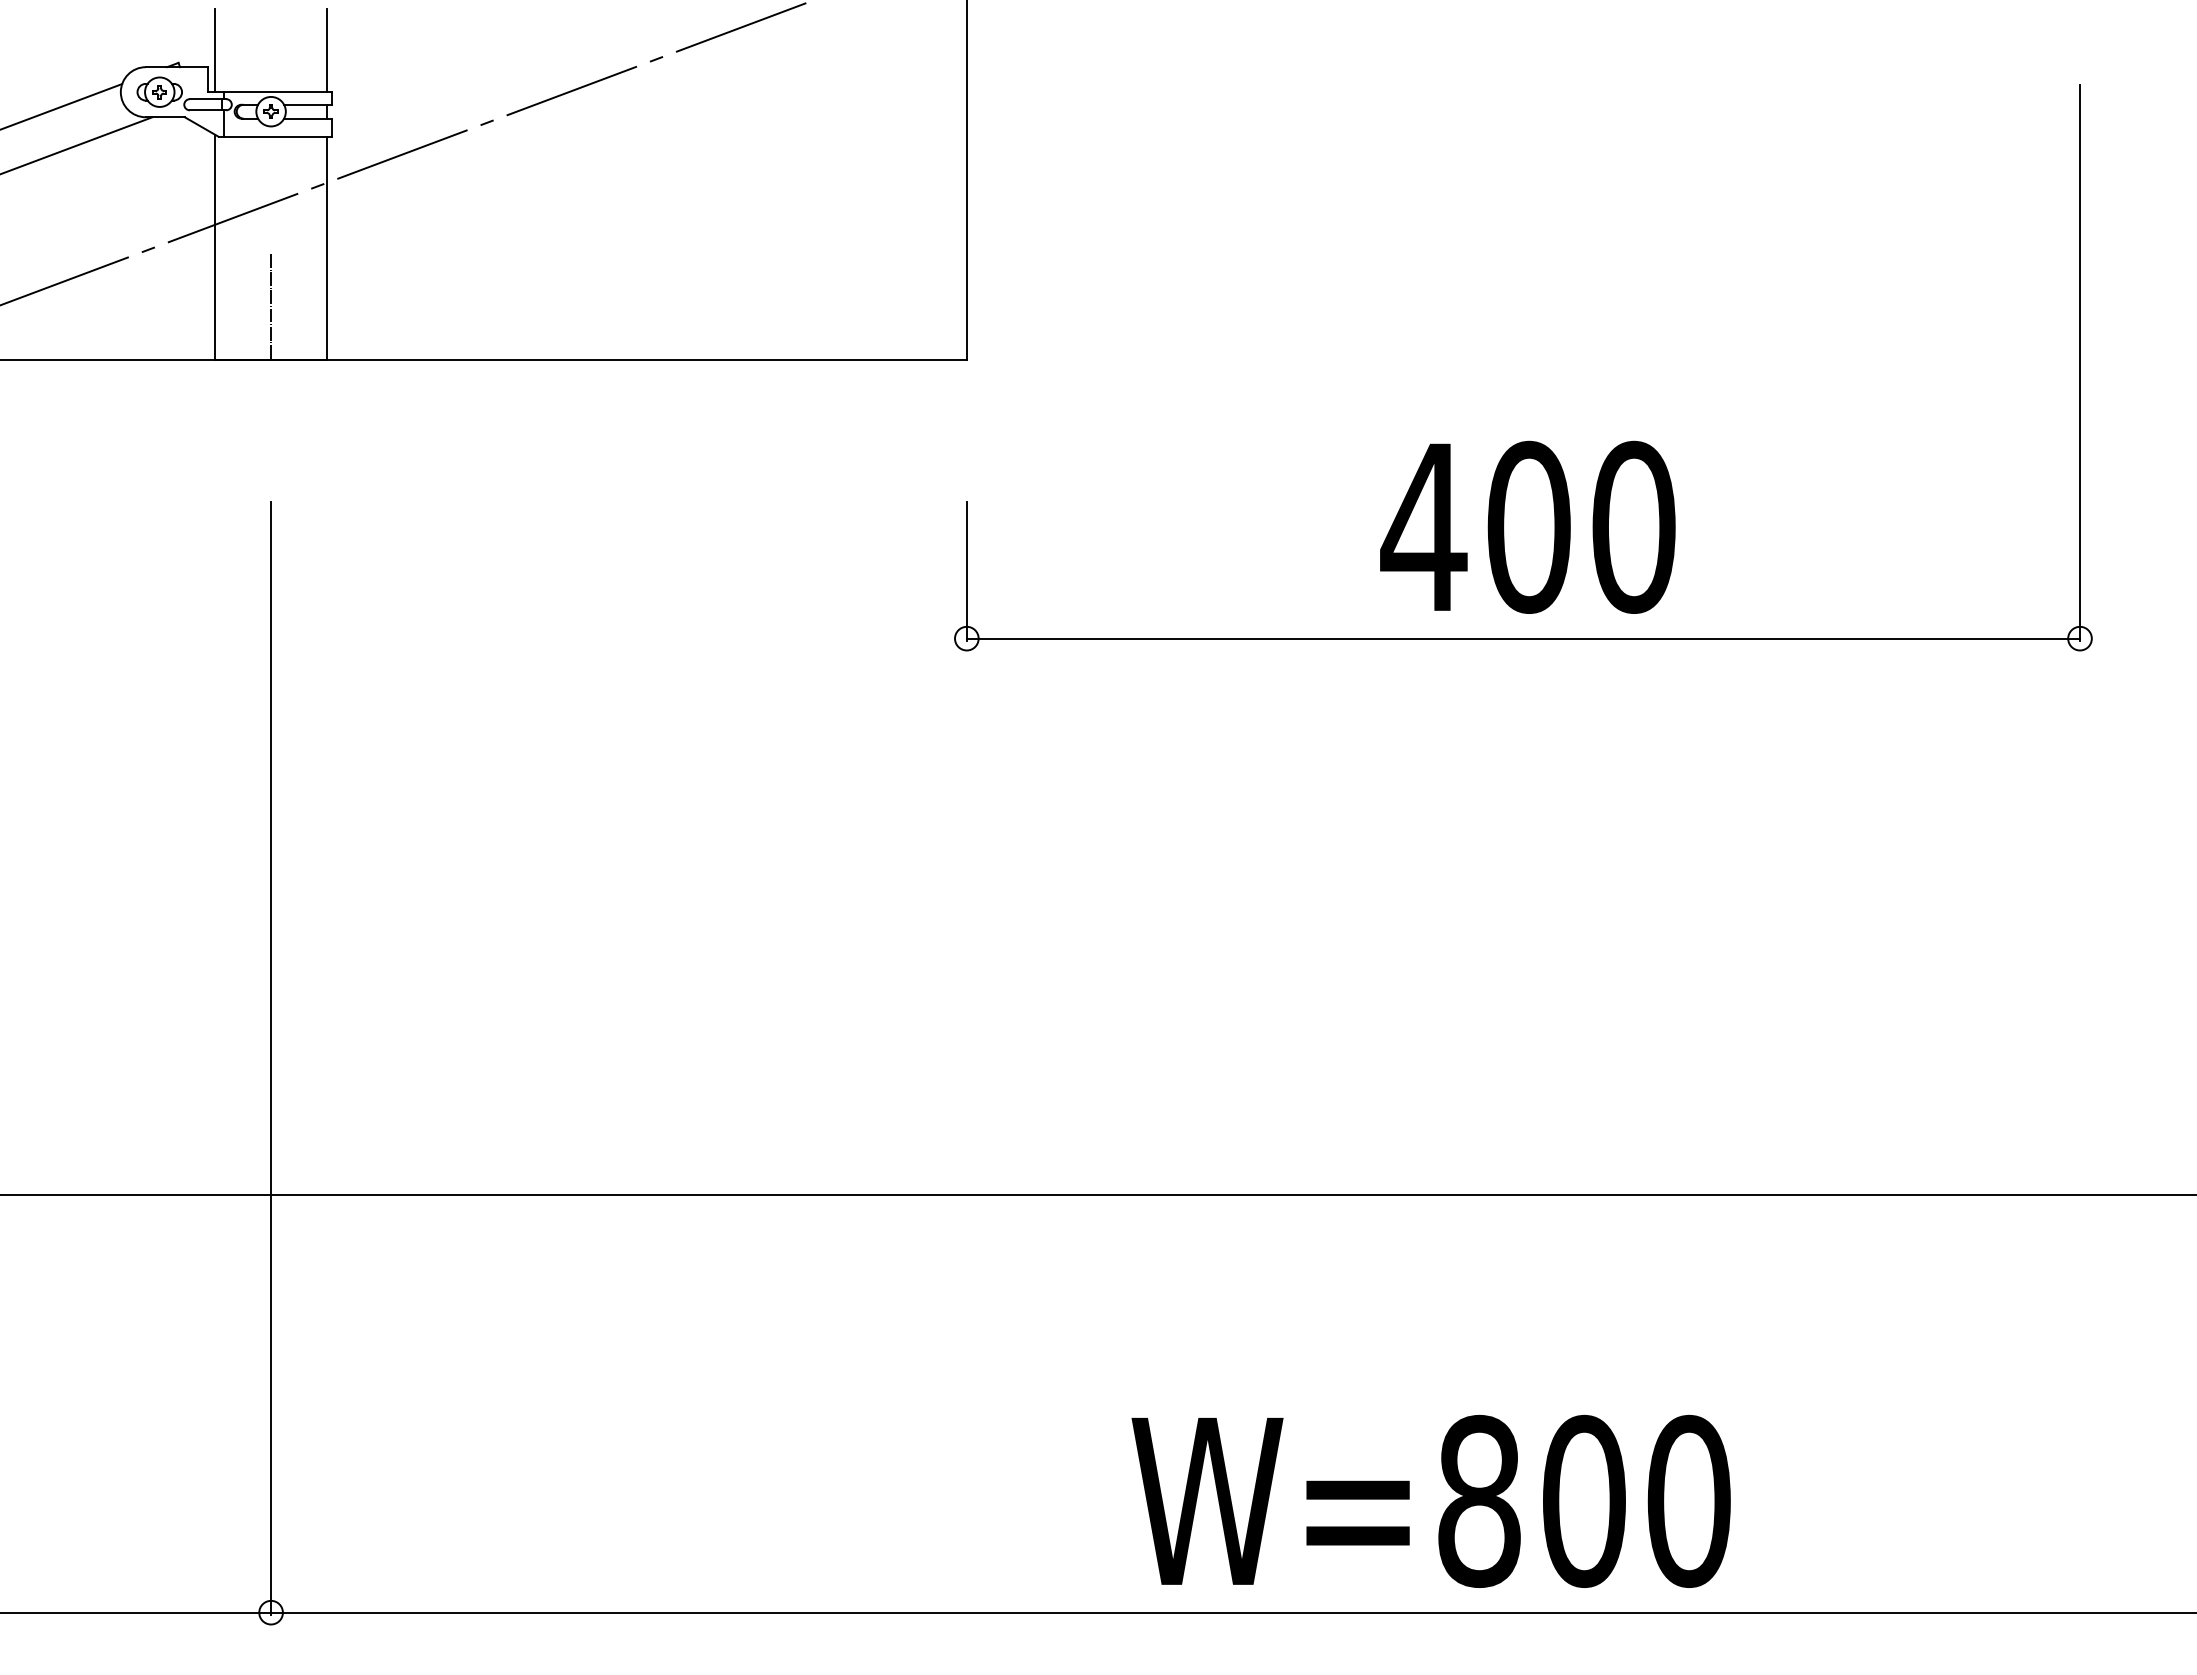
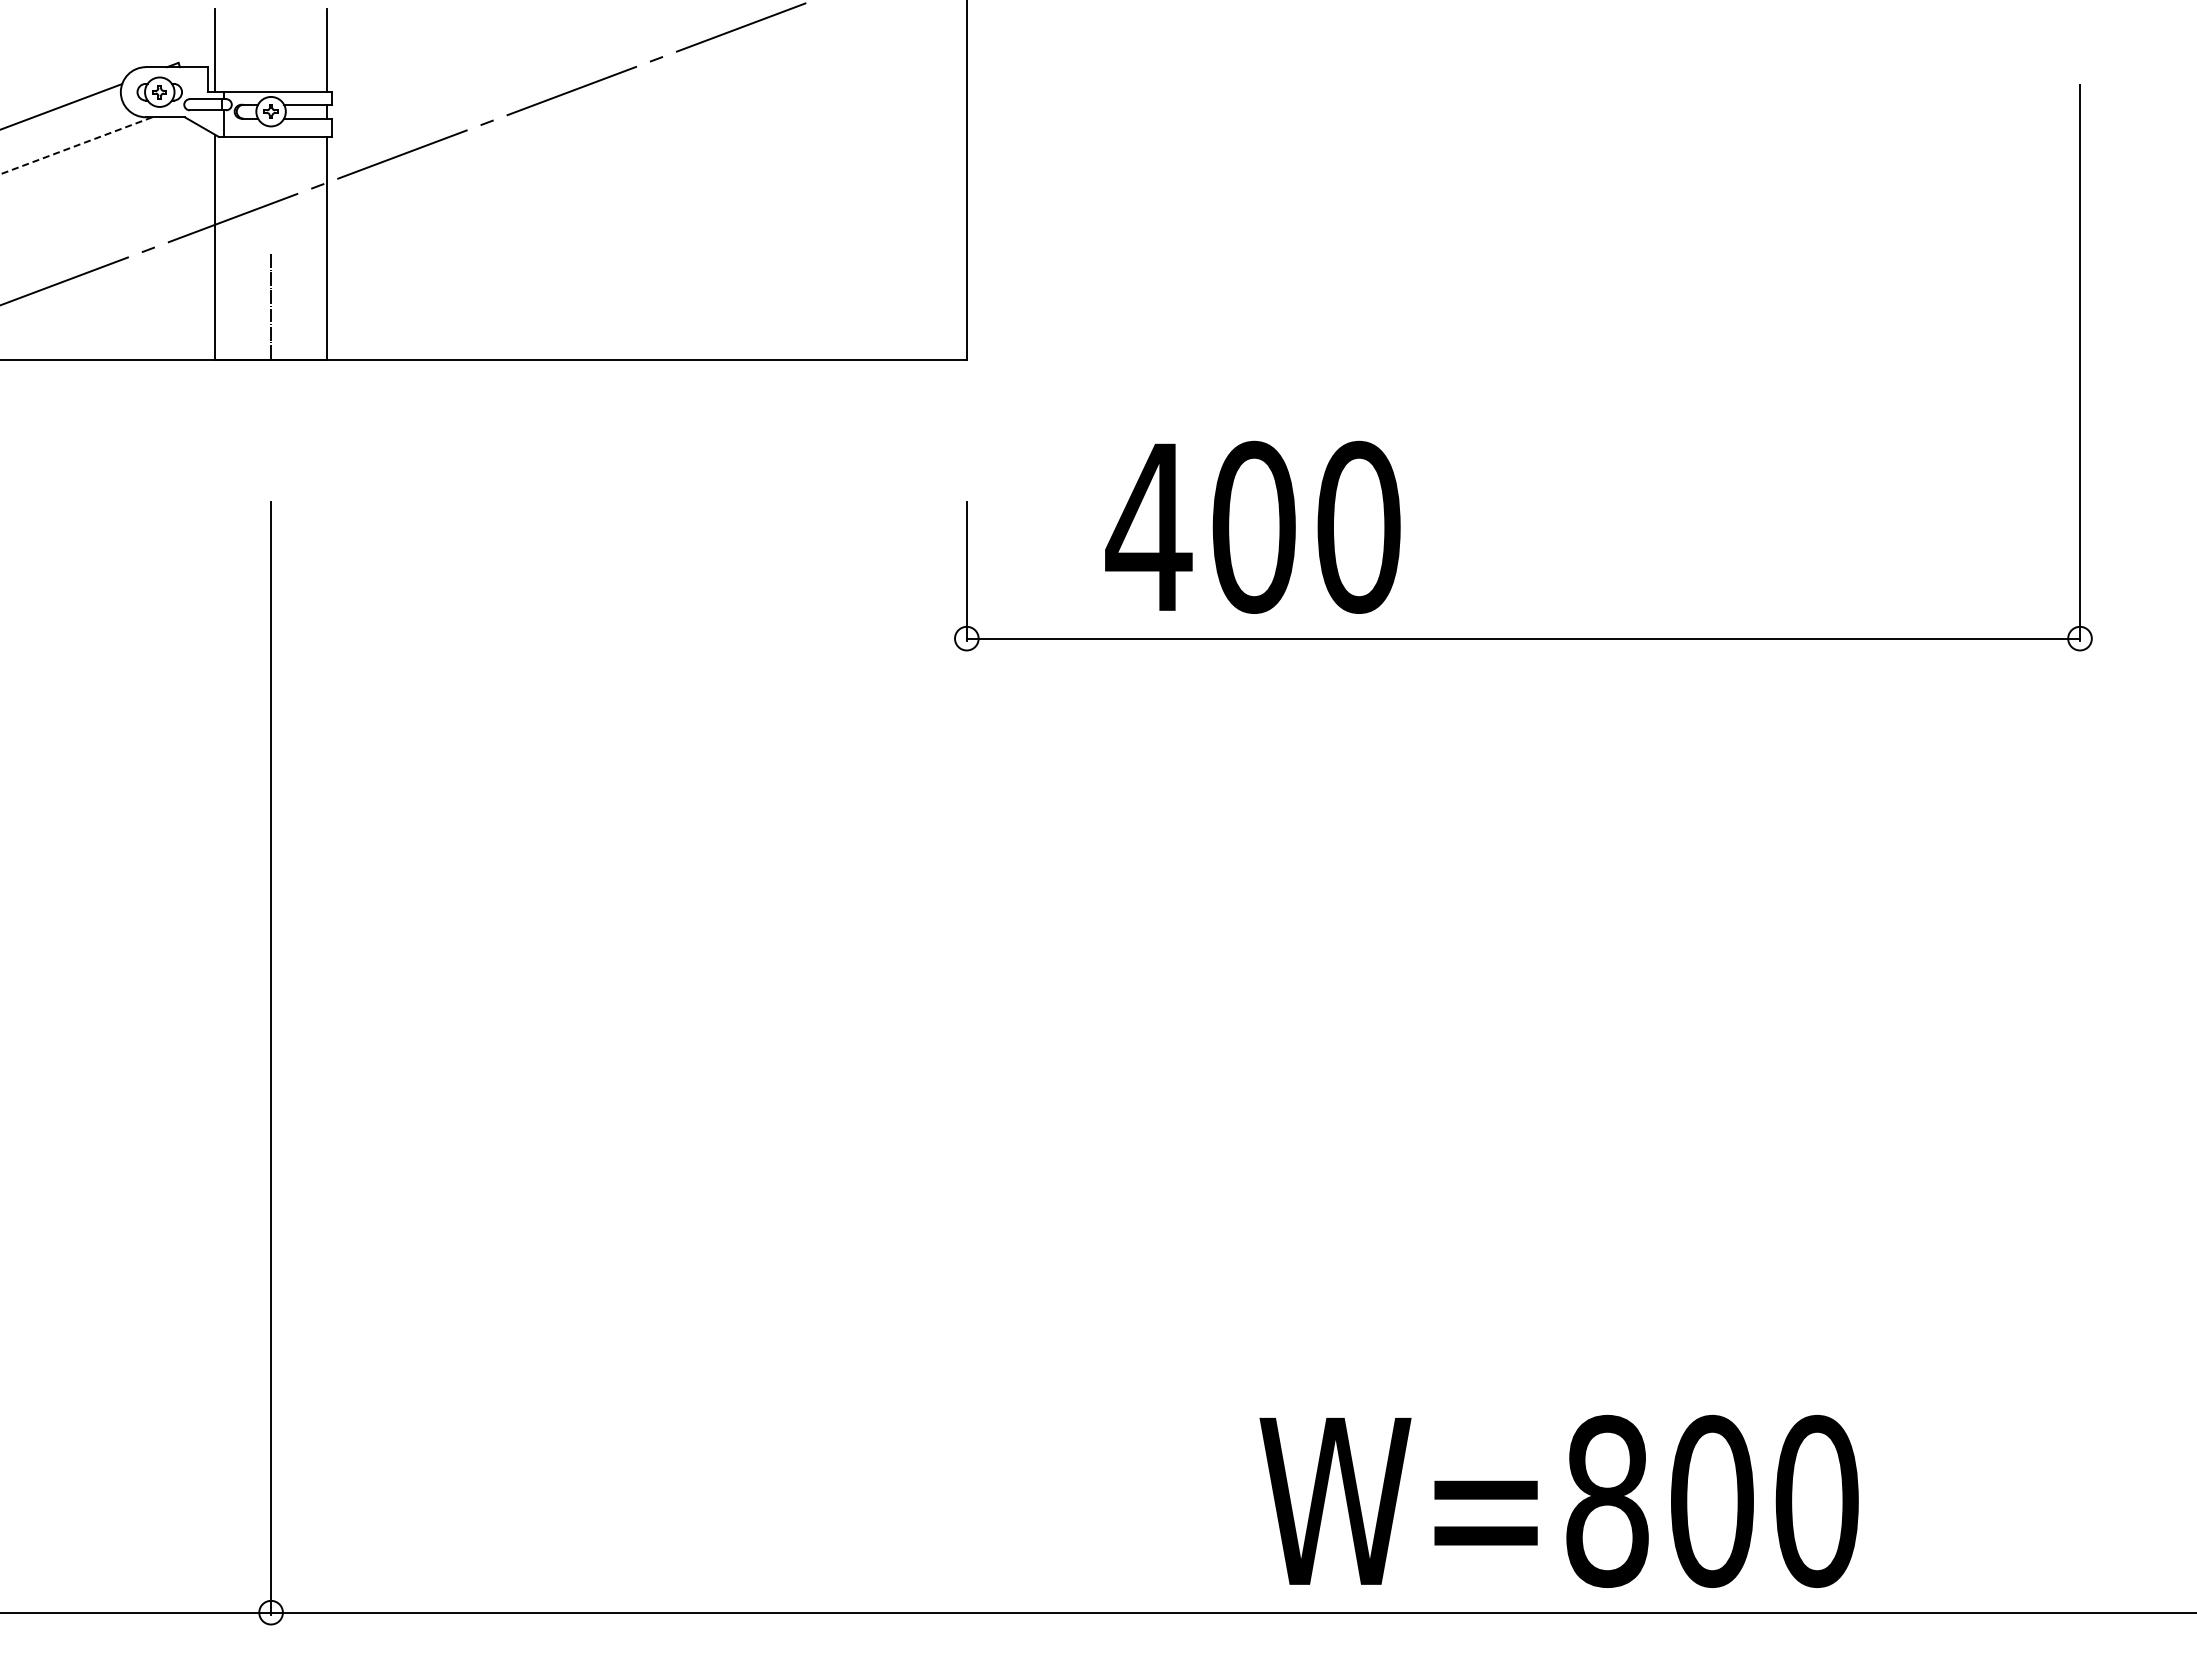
line: solid -> dashed (76, 145)
text position: (1527, 526) -> (1252, 526) (1252, 526)
line: present -> none (1097, 1195)
text position: (1430, 1500) -> (1558, 1500) (1558, 1500)
